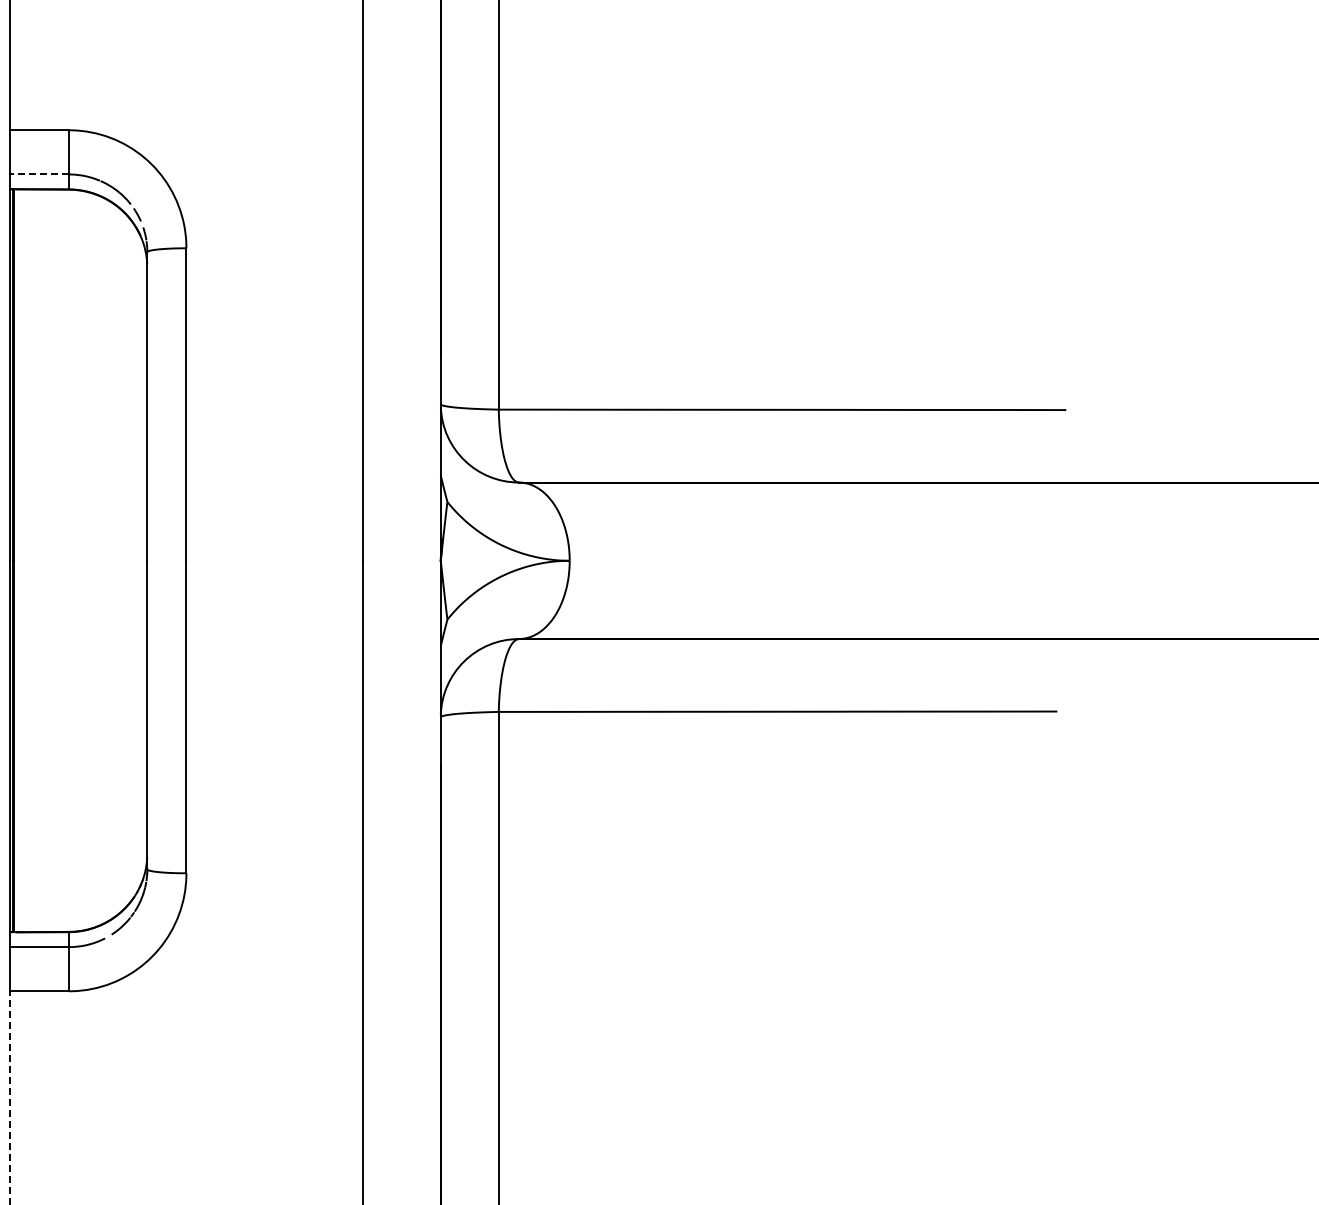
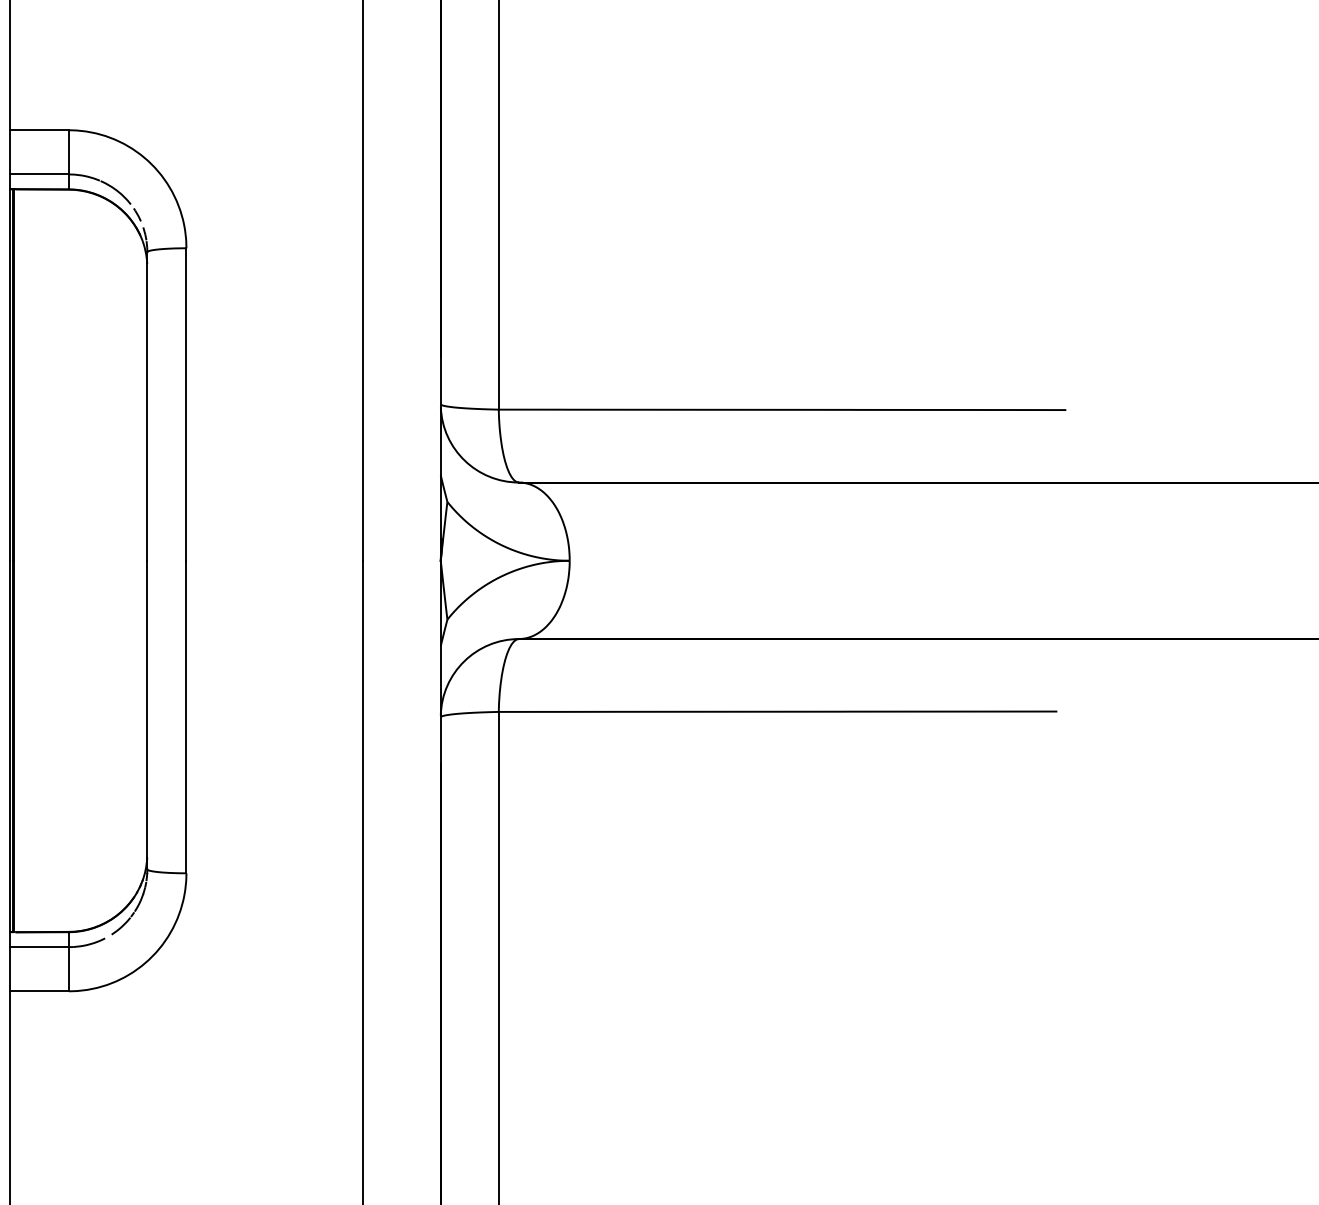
line: dashed -> solid (39, 174)
line: dashed -> solid (10, 1097)
